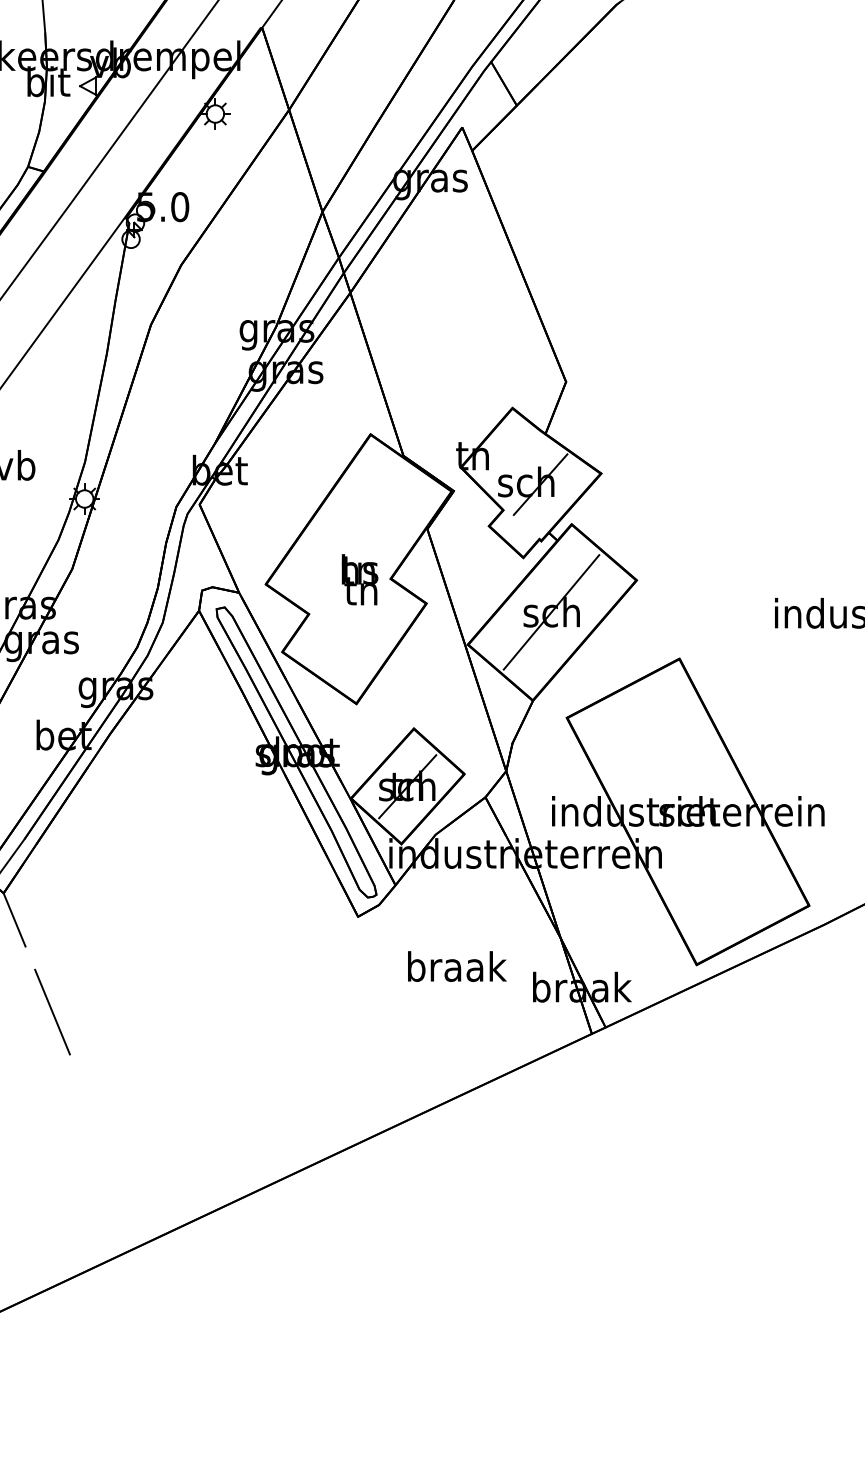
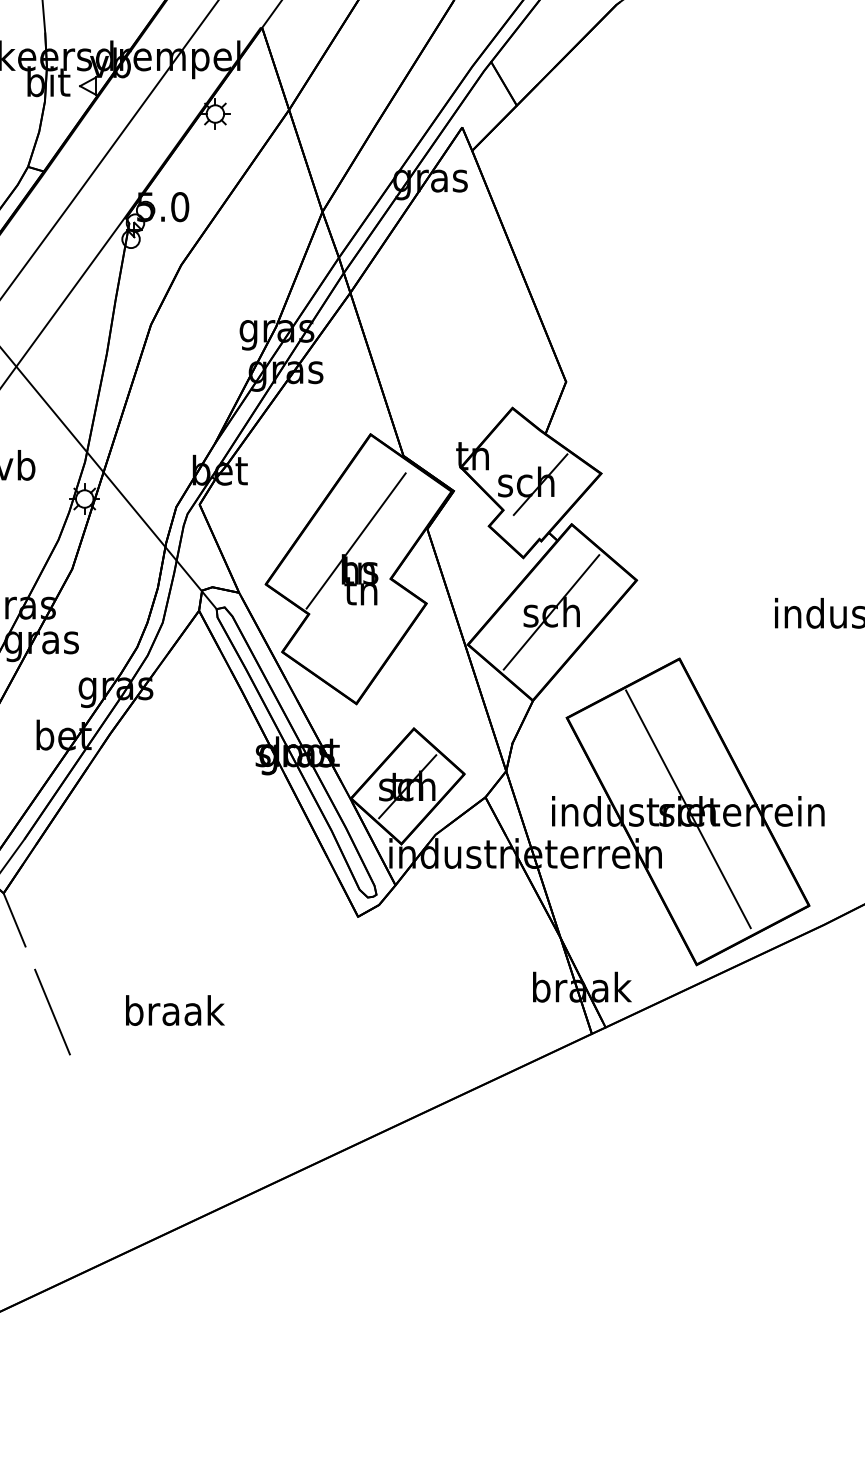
line: none -> present (109, 479)
line: none -> present (355, 540)
line: none -> present (688, 809)
text position: (457, 966) -> (175, 1010) (175, 1010)
